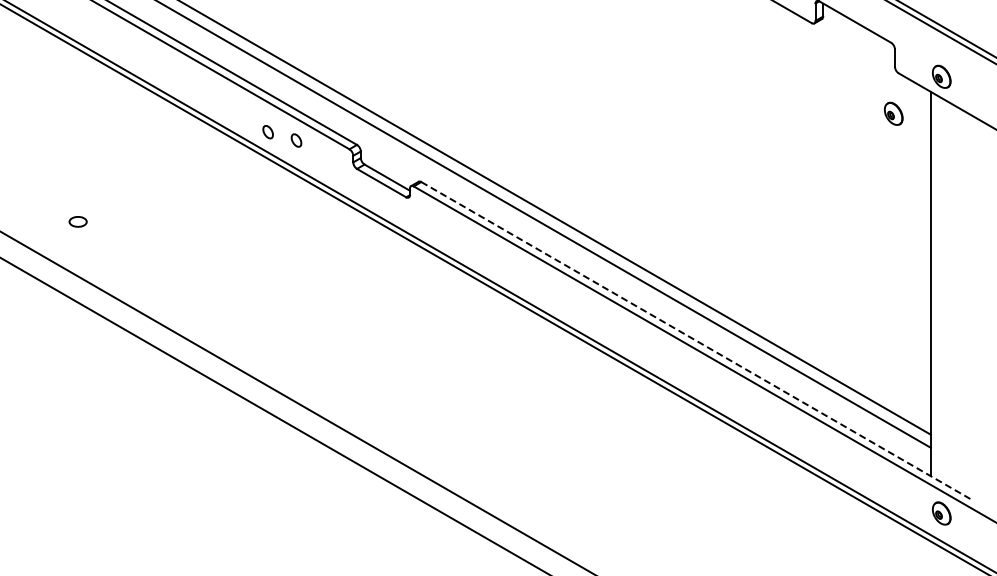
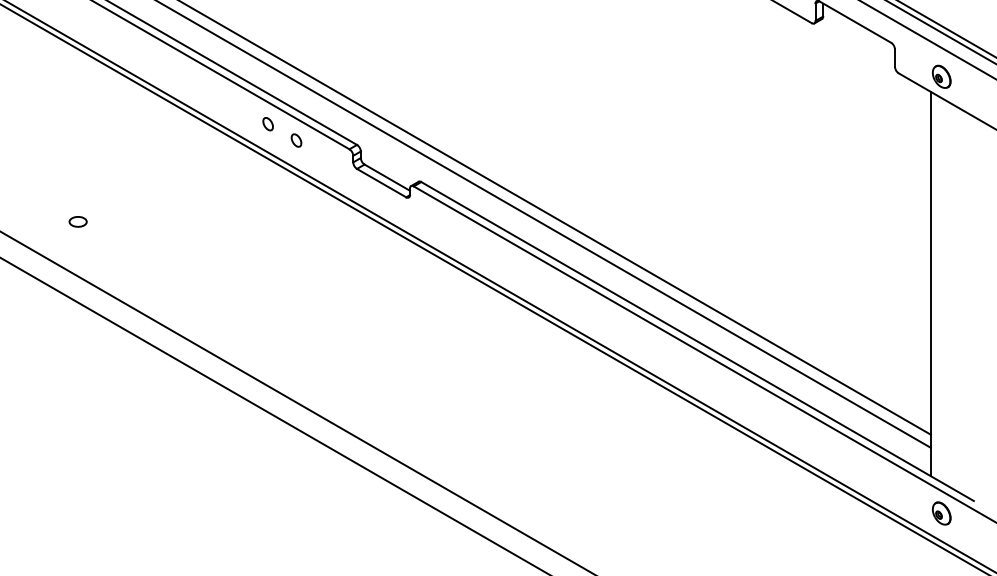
line: none -> present (927, 39)
part: present -> none (893, 113)
part position: (267, 132) -> (267, 124) (267, 124)
line: dashed -> solid (698, 341)
